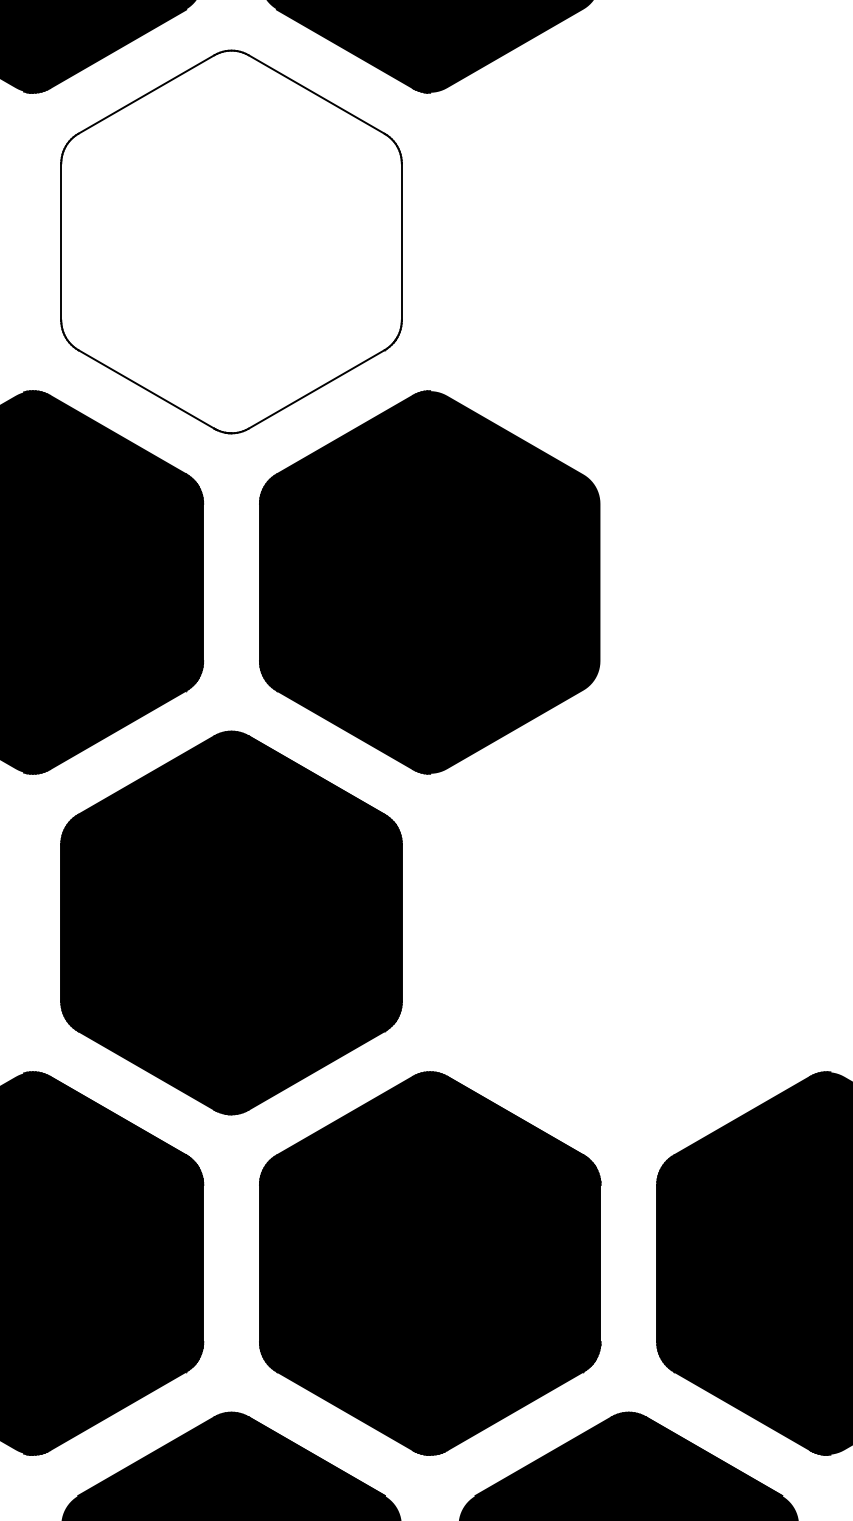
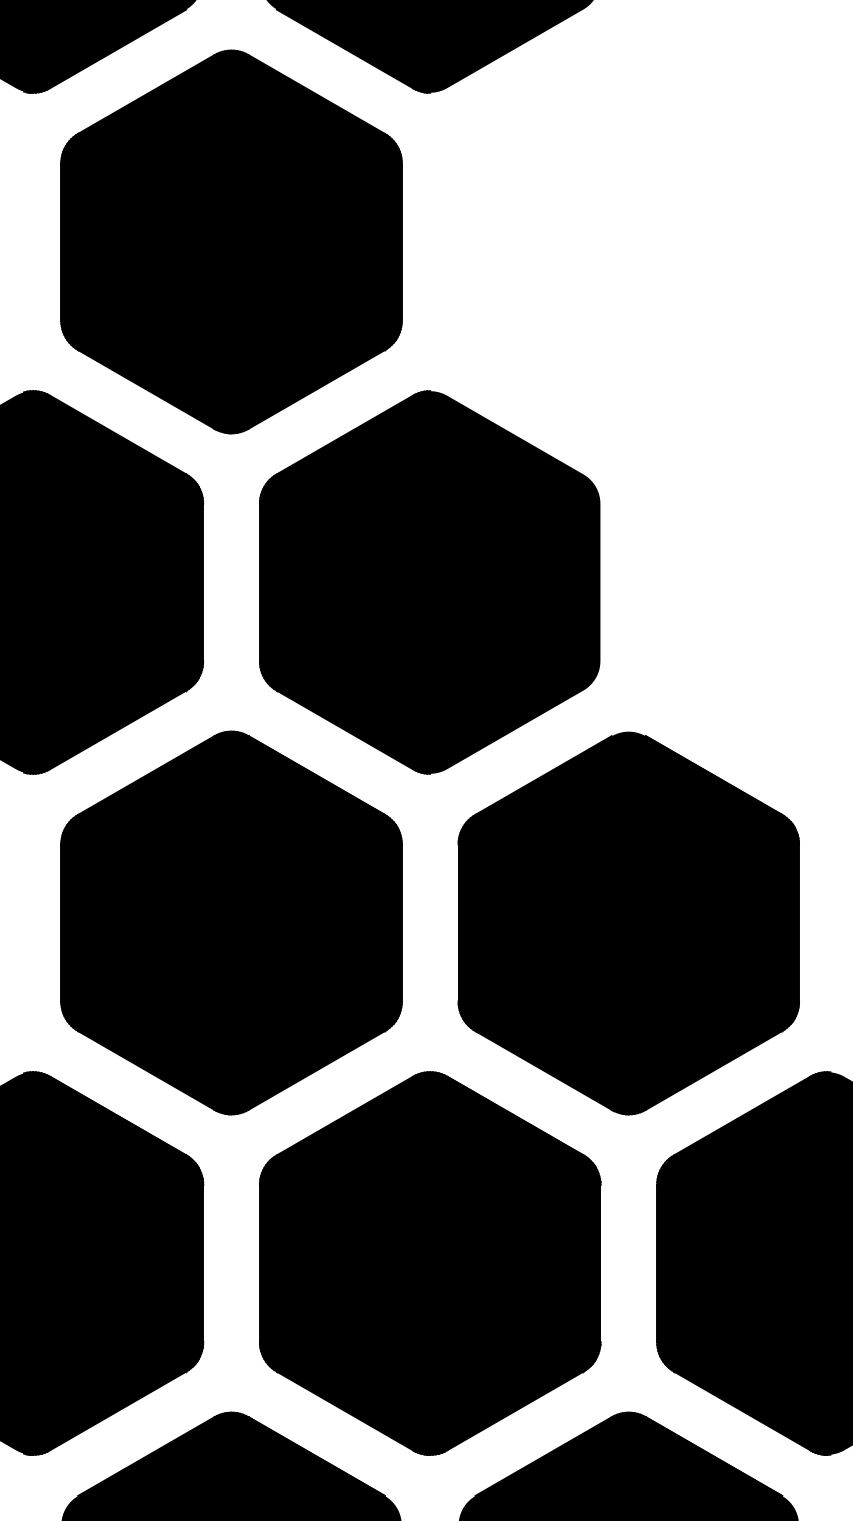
fill: none -> present (231, 241)
part: none -> present (628, 923)
